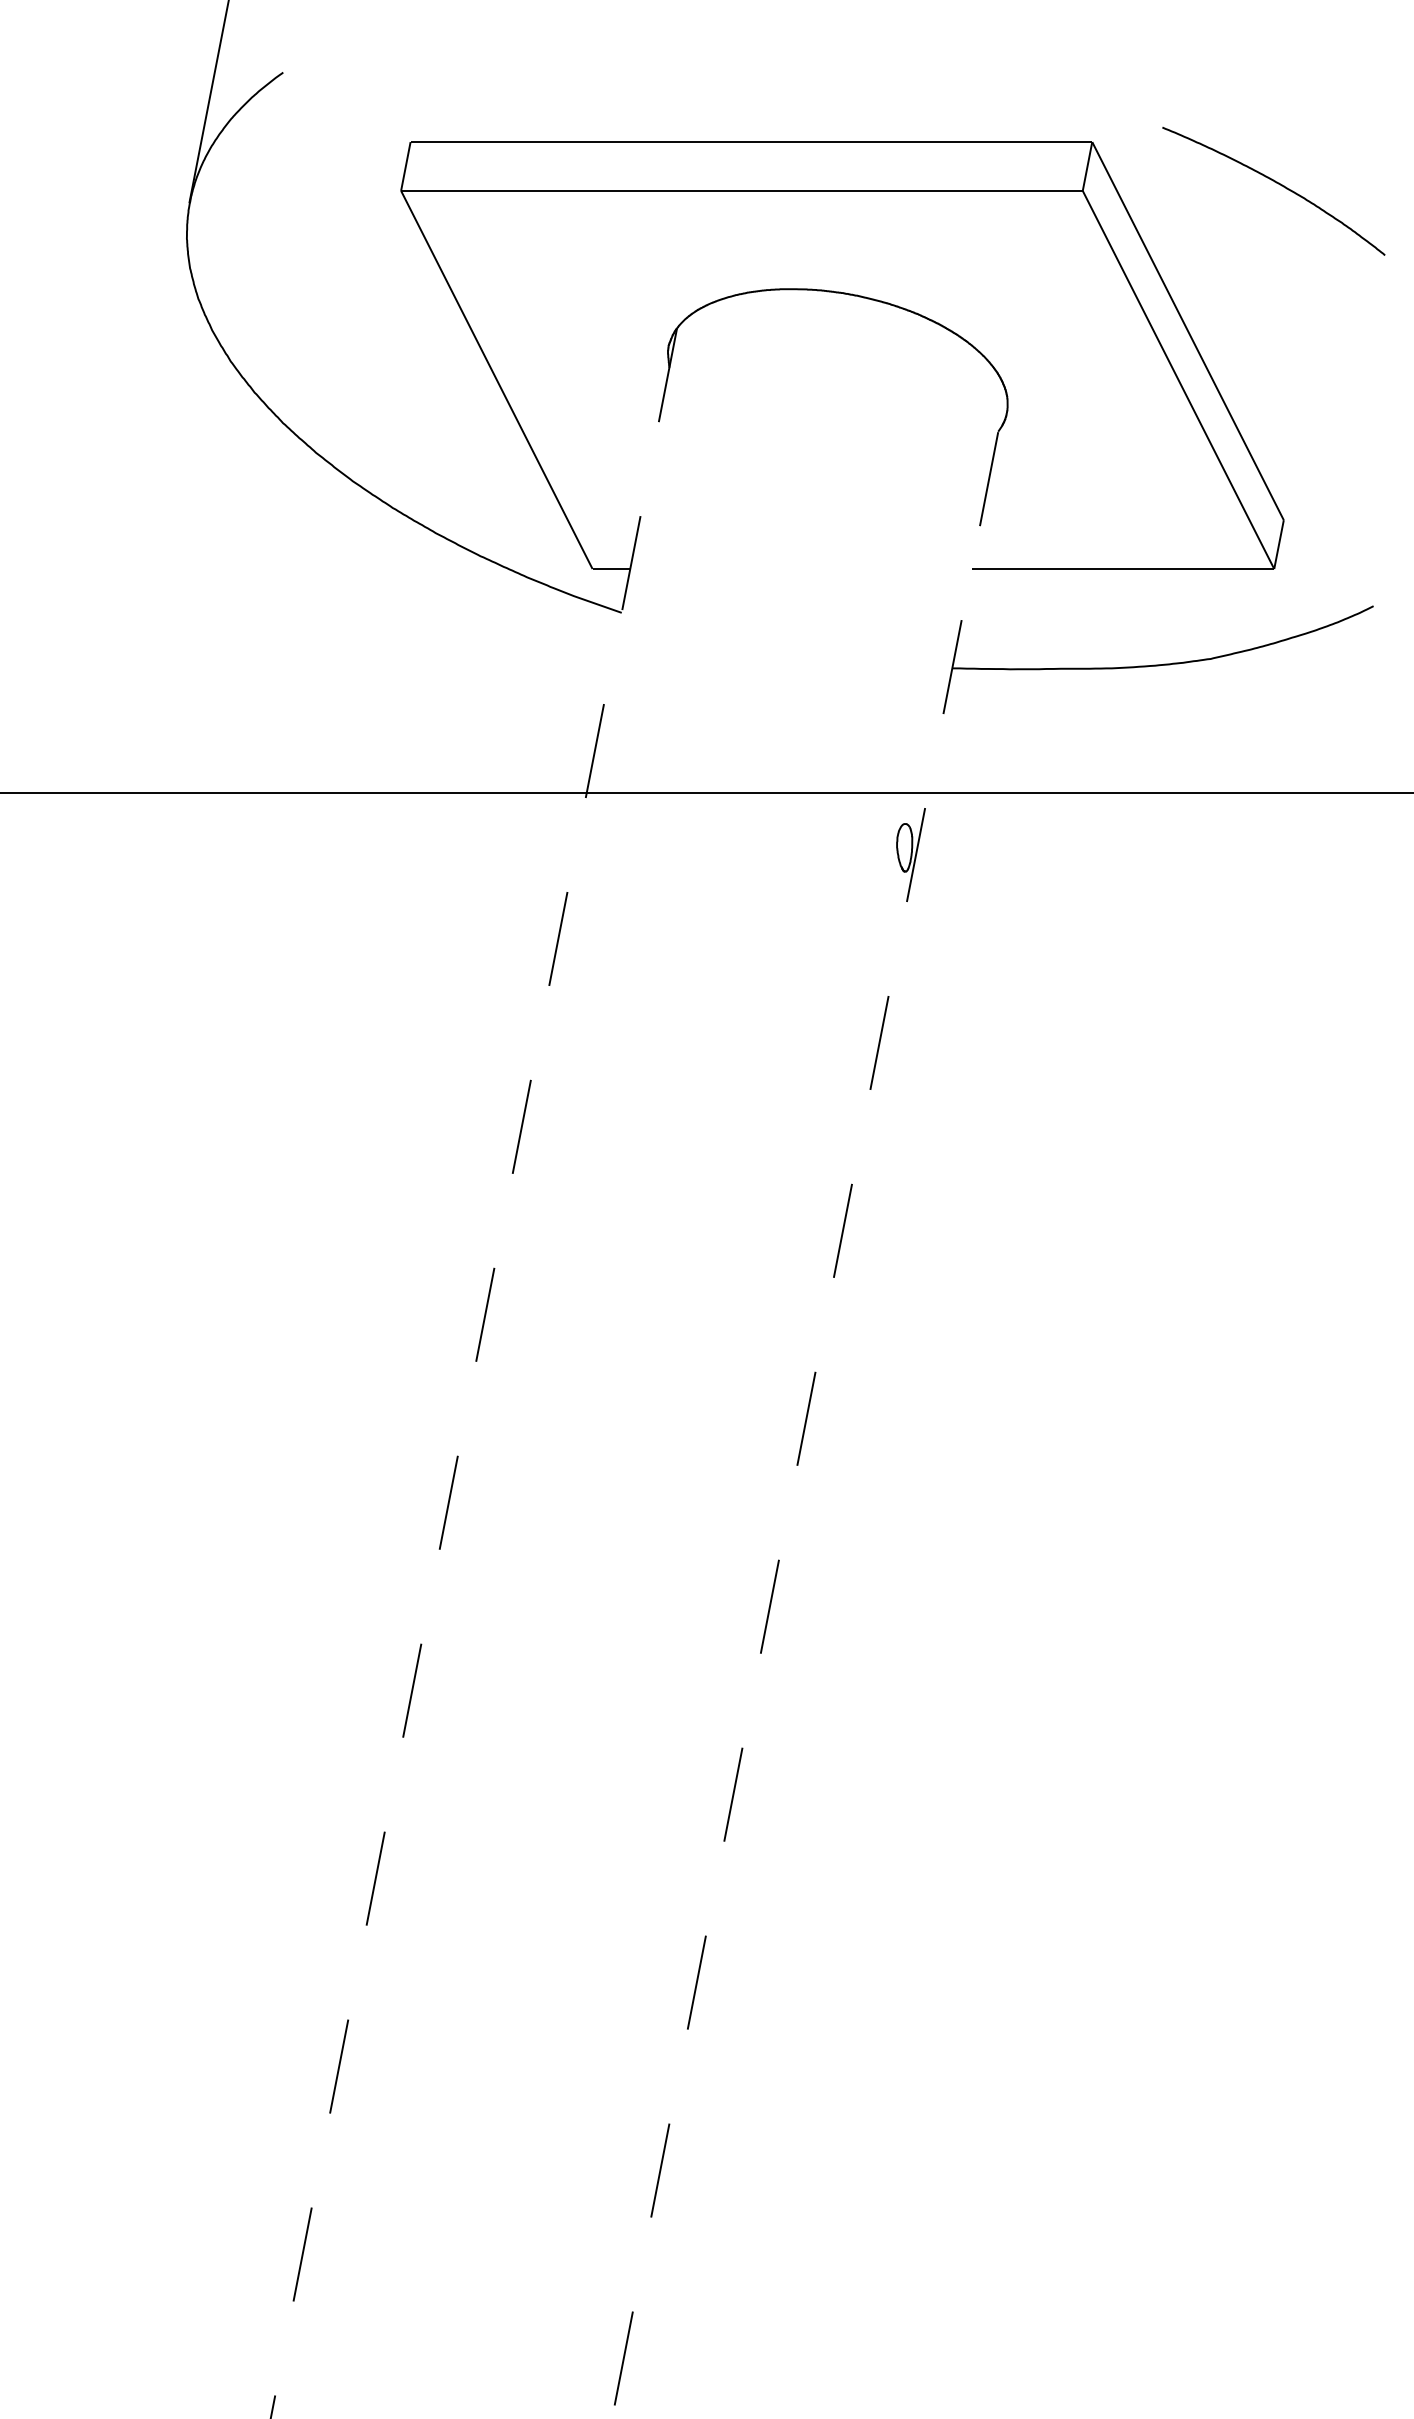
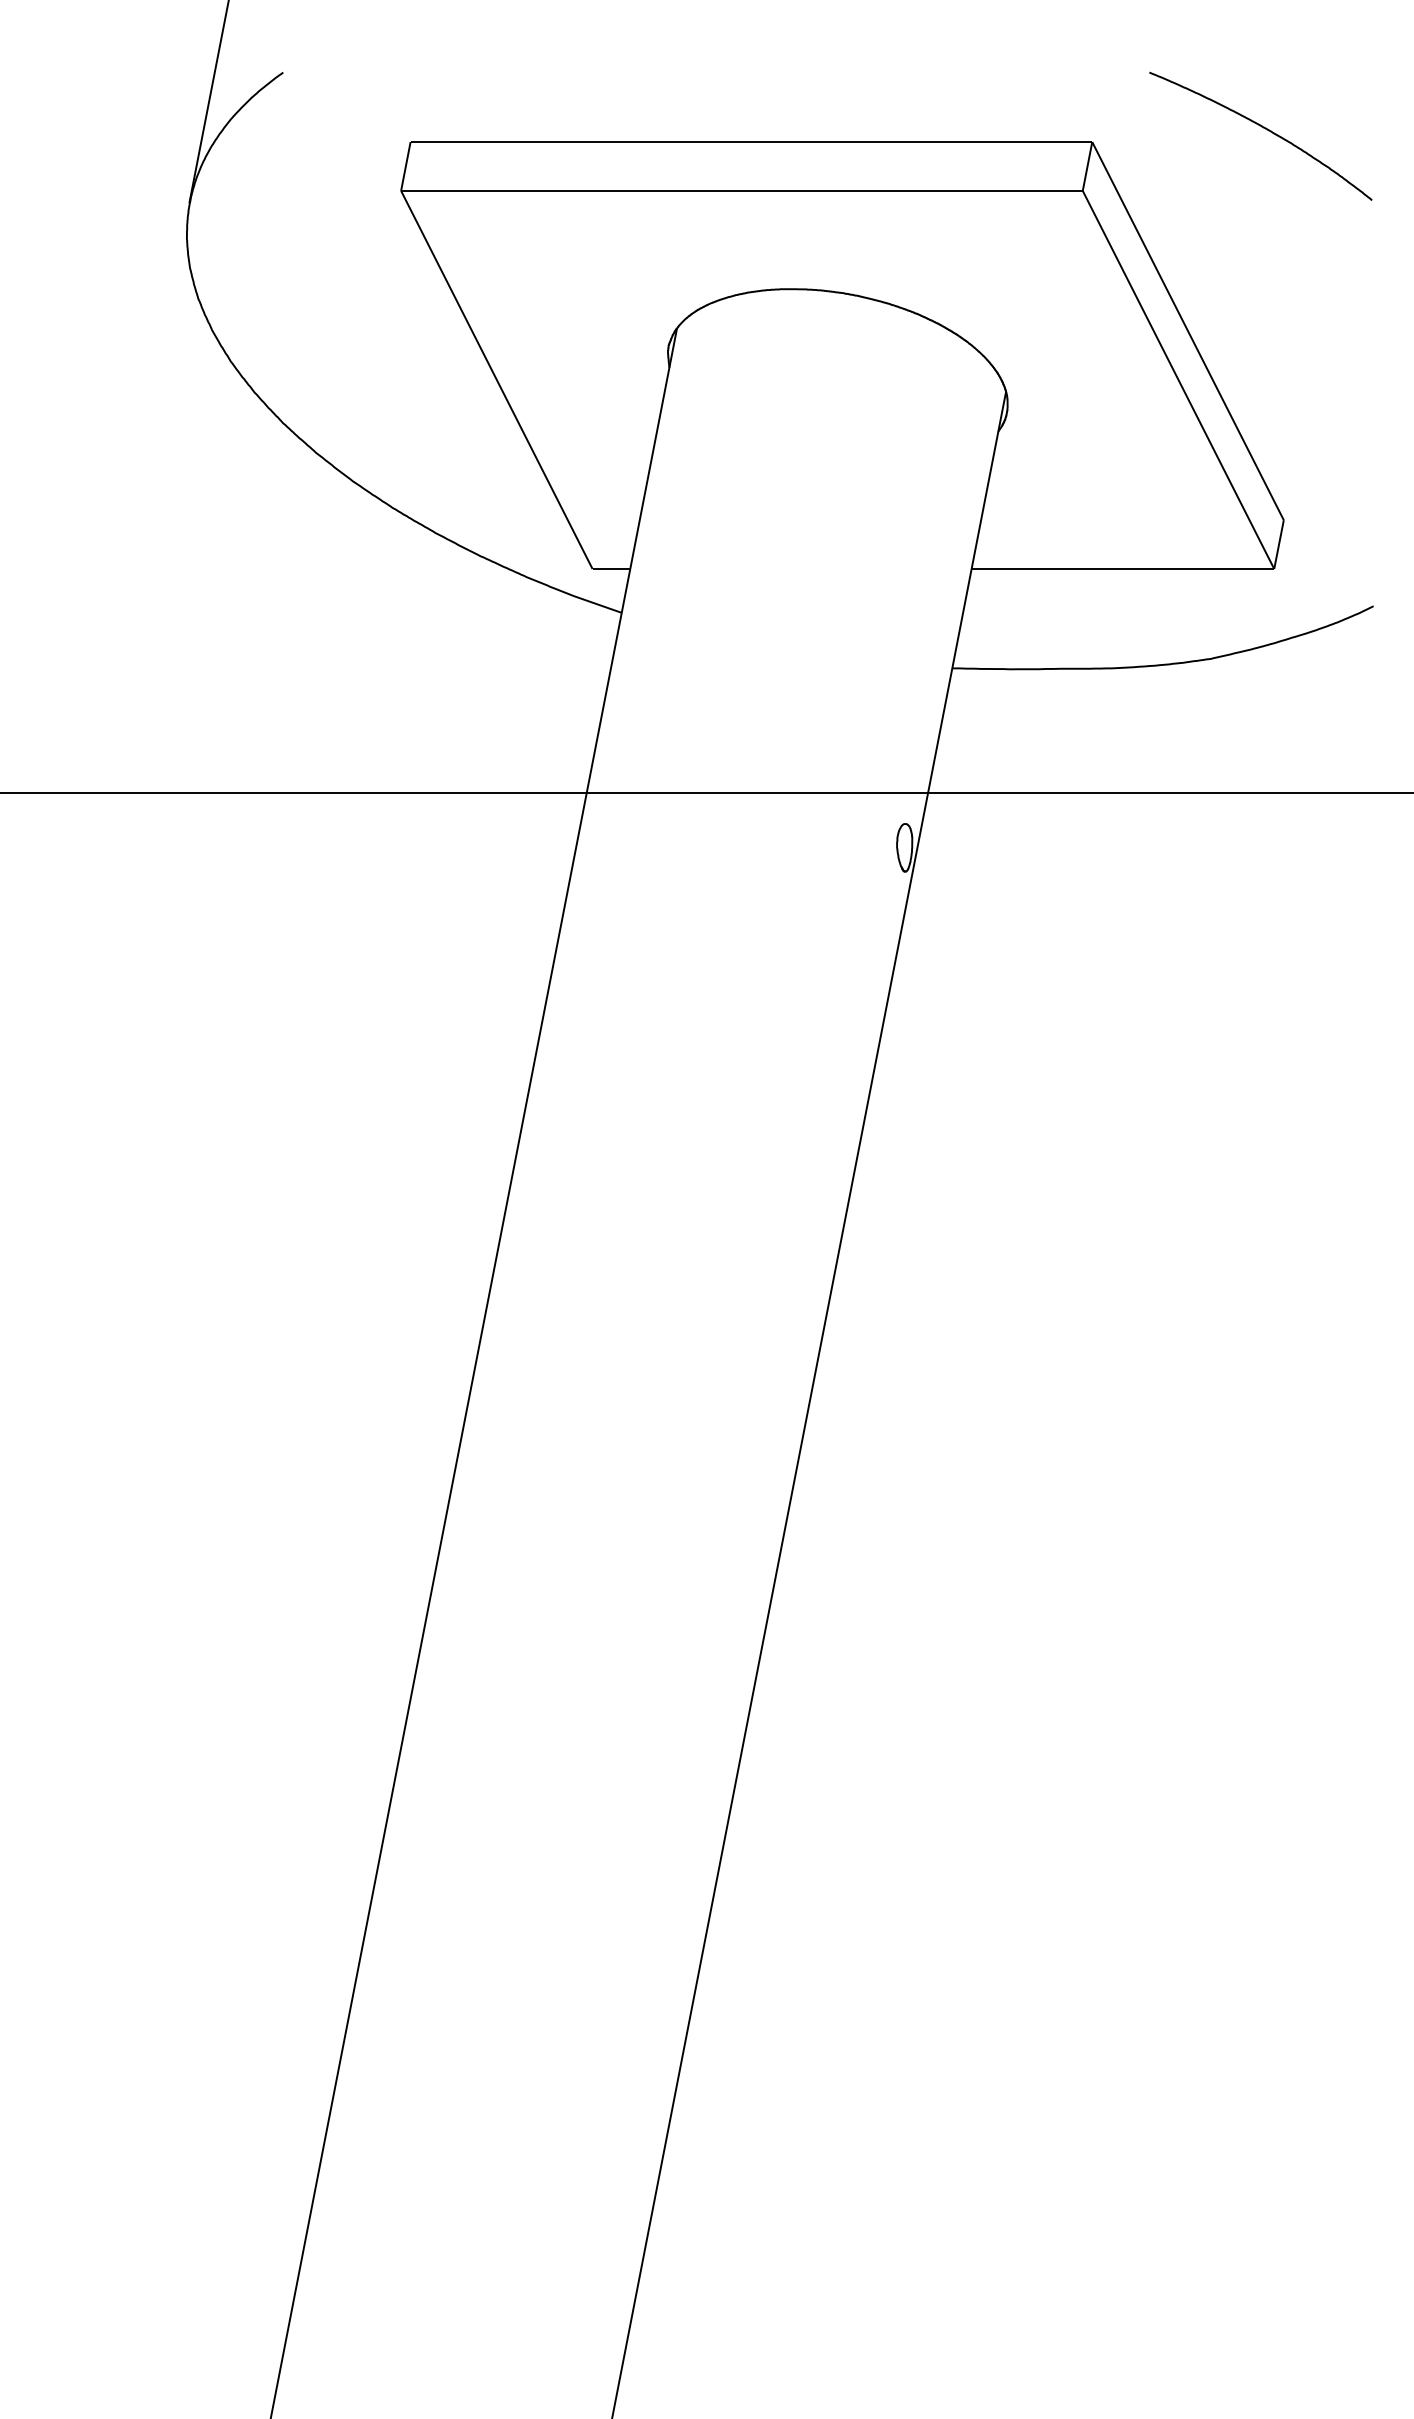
curve position: (1276, 183) -> (1263, 128) (1263, 128)
line: dashed -> solid (473, 1373)
line: dashed -> solid (809, 1405)
